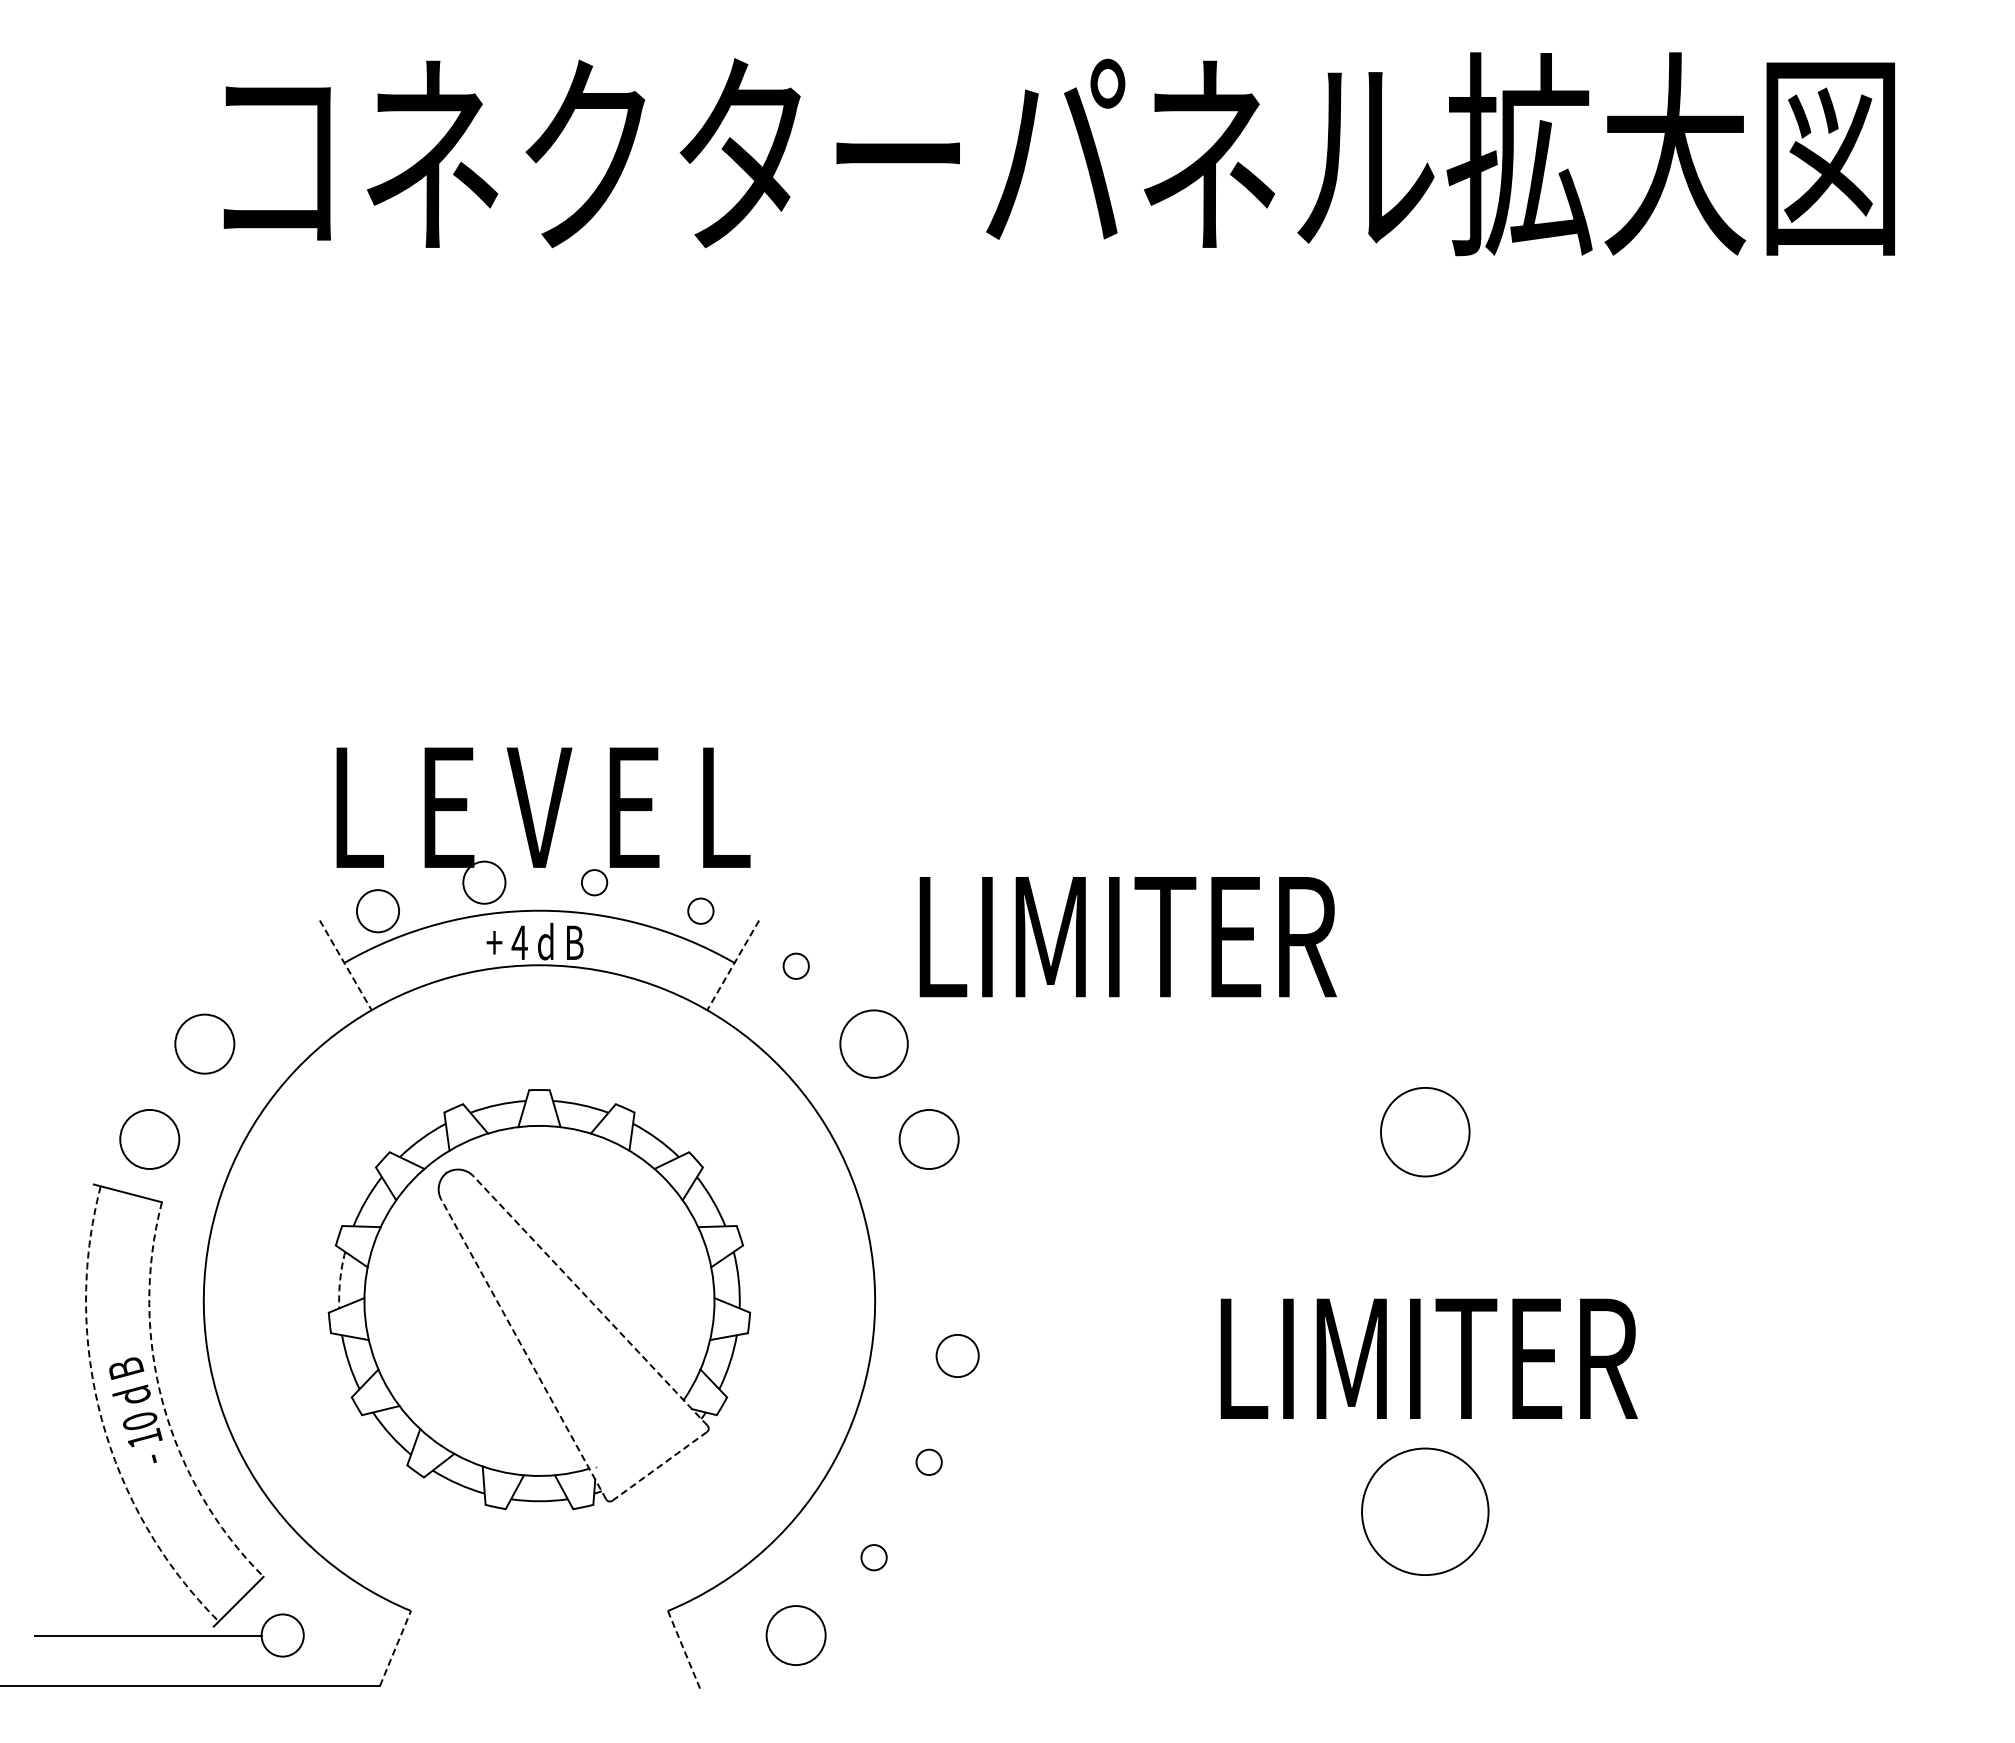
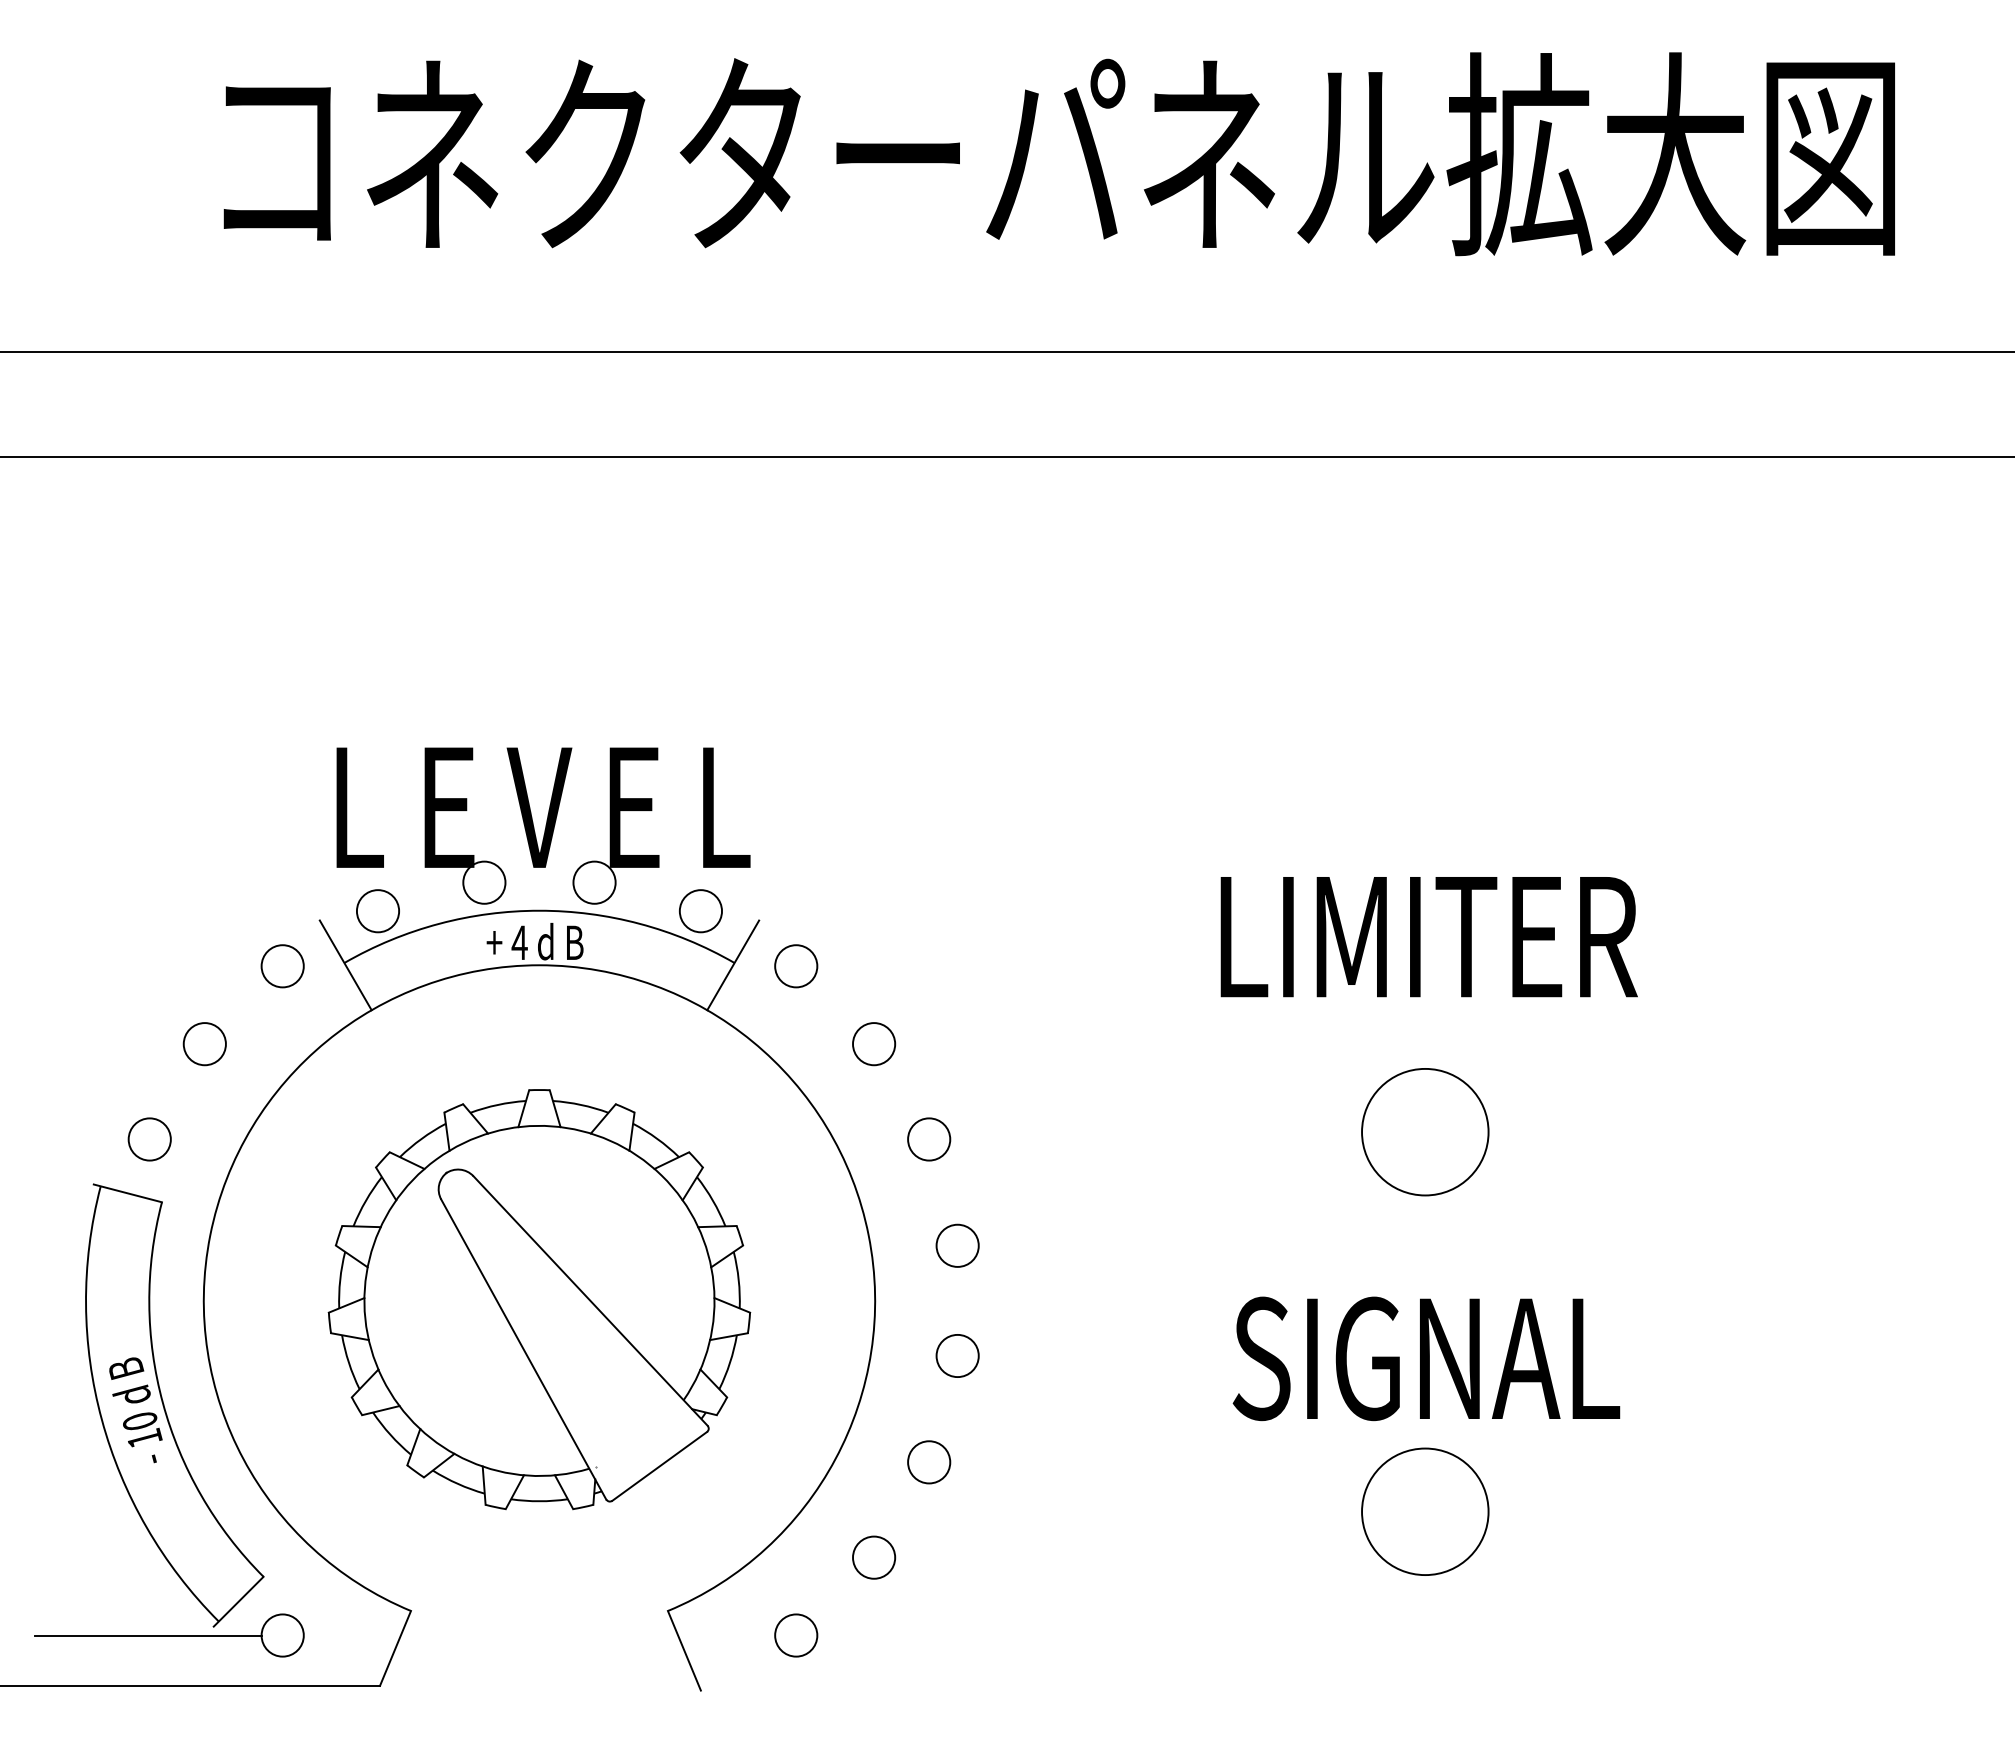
line: none -> present (1006, 351)
line: none -> present (1006, 457)
circle diameter: 25 px -> 42 px (594, 882)
circle diameter: 25 px -> 42 px (700, 911)
text position: (1127, 937) -> (1428, 937) (1428, 937)
line: dashed -> solid (345, 965)
line: dashed -> solid (733, 965)
circle diameter: 25 px -> 42 px (796, 966)
circle: none -> present (282, 966)
circle diameter: 59 px -> 42 px (204, 1044)
circle diameter: 67 px -> 42 px (874, 1044)
circle diameter: 89 px -> 127 px (1425, 1131)
circle diameter: 59 px -> 42 px (149, 1139)
circle diameter: 59 px -> 42 px (929, 1139)
circle: none -> present (957, 1245)
arc: dashed -> solid (340, 1279)
line: dashed -> solid (590, 1300)
line: dashed -> solid (523, 1349)
text: LIMITER -> SIGNAL (1428, 1358)
arc: dashed -> solid (162, 1403)
arc: dashed -> solid (101, 1419)
circle diameter: 25 px -> 42 px (929, 1462)
line: dashed -> solid (660, 1466)
circle diameter: 25 px -> 42 px (874, 1557)
circle size: 62x61 px -> 45x45 px (796, 1635)
line: dashed -> solid (395, 1647)
line: dashed -> solid (684, 1651)
